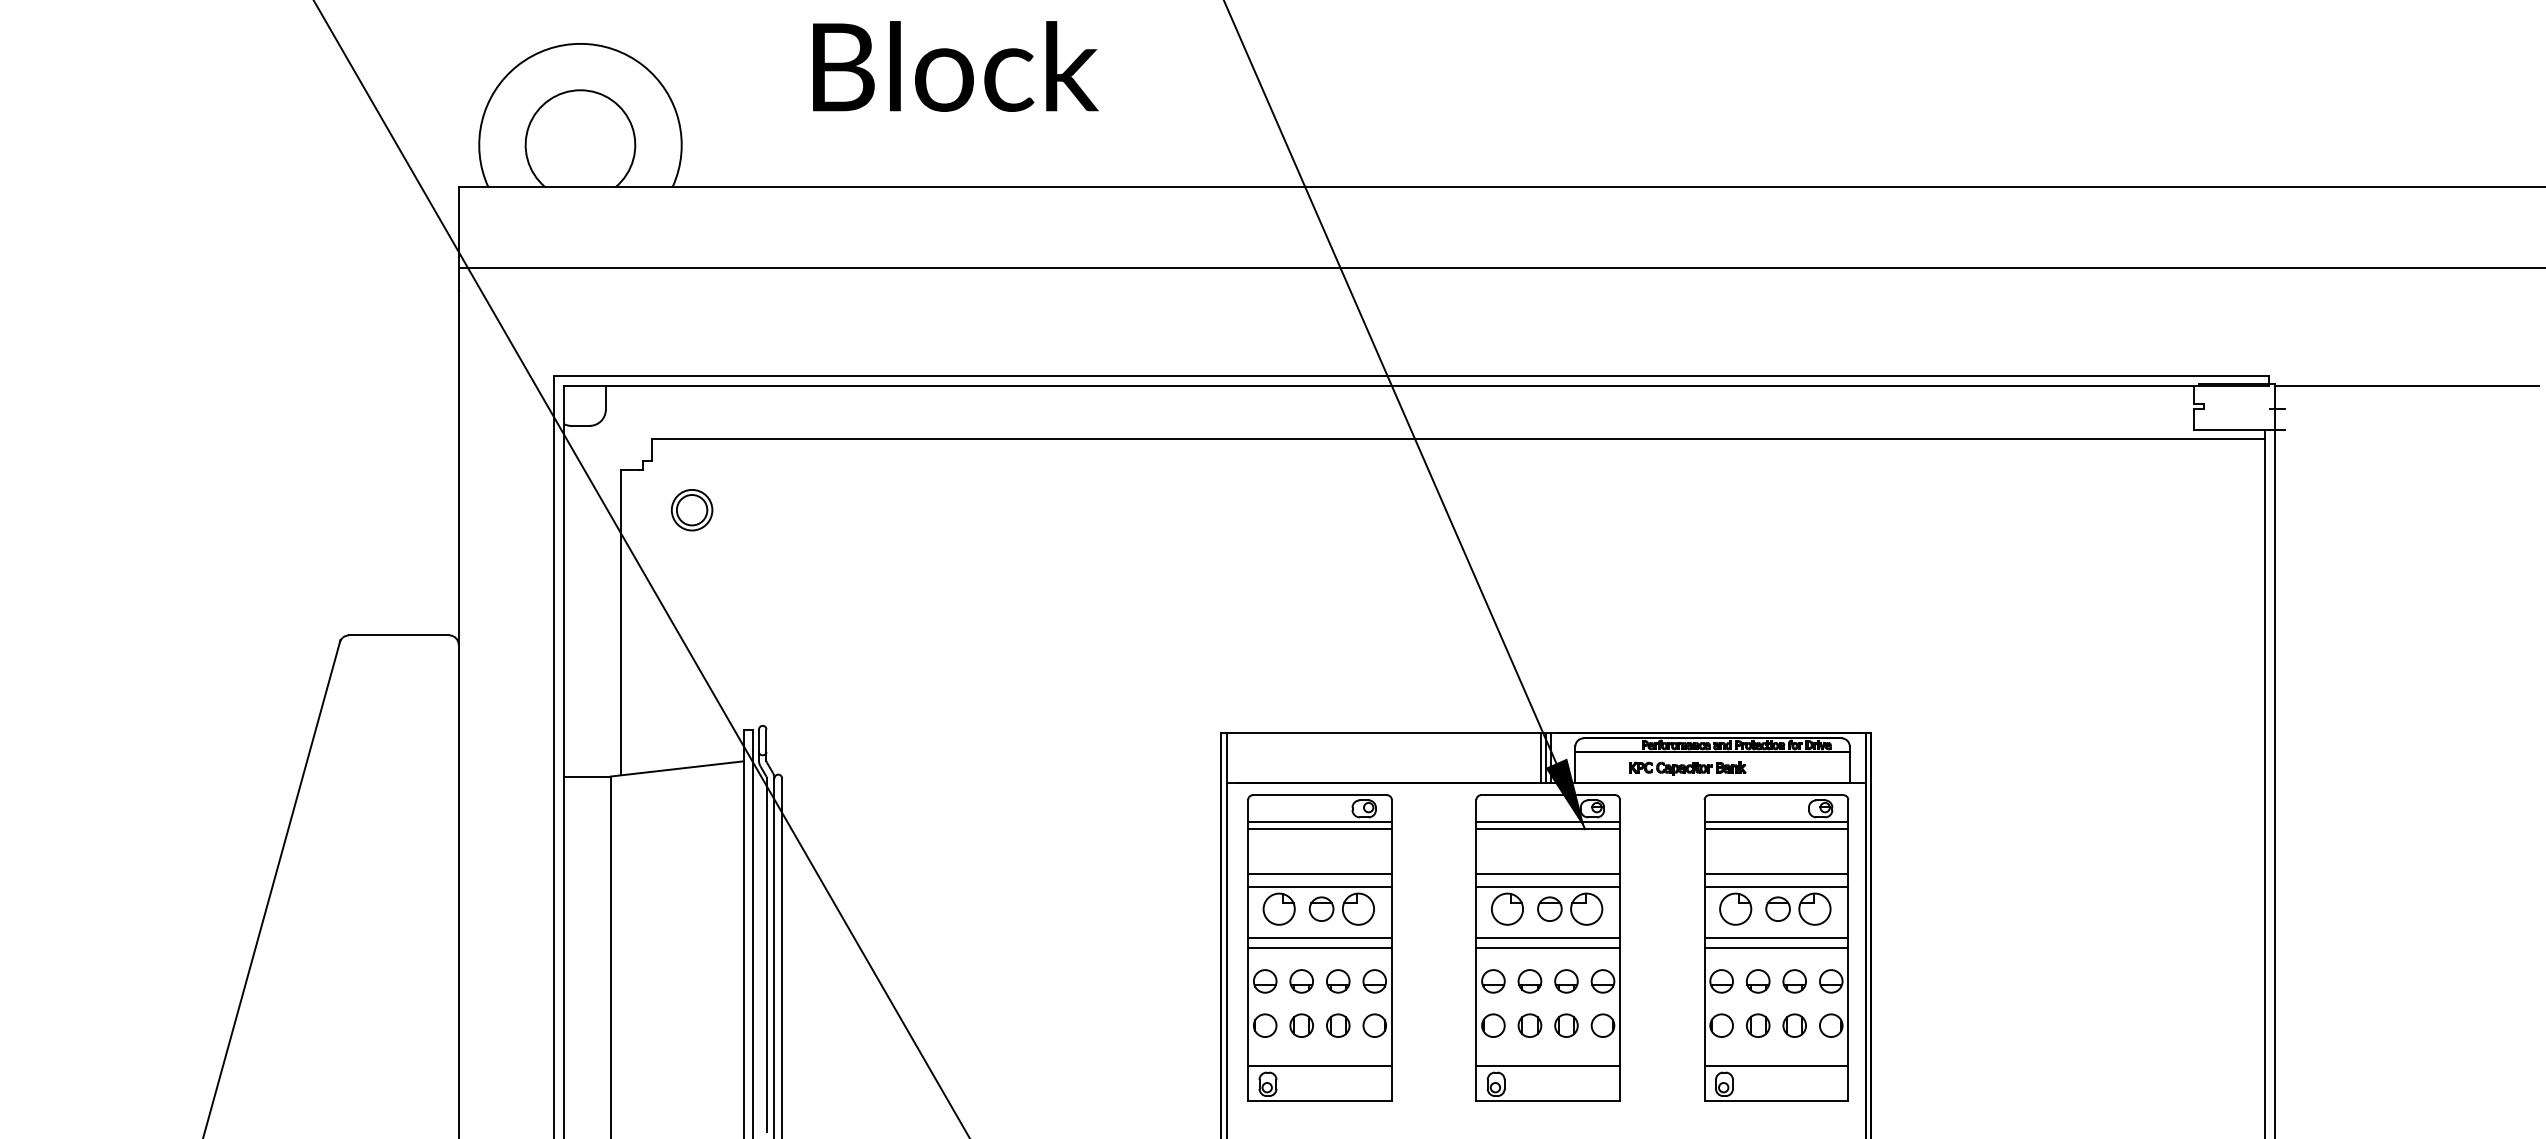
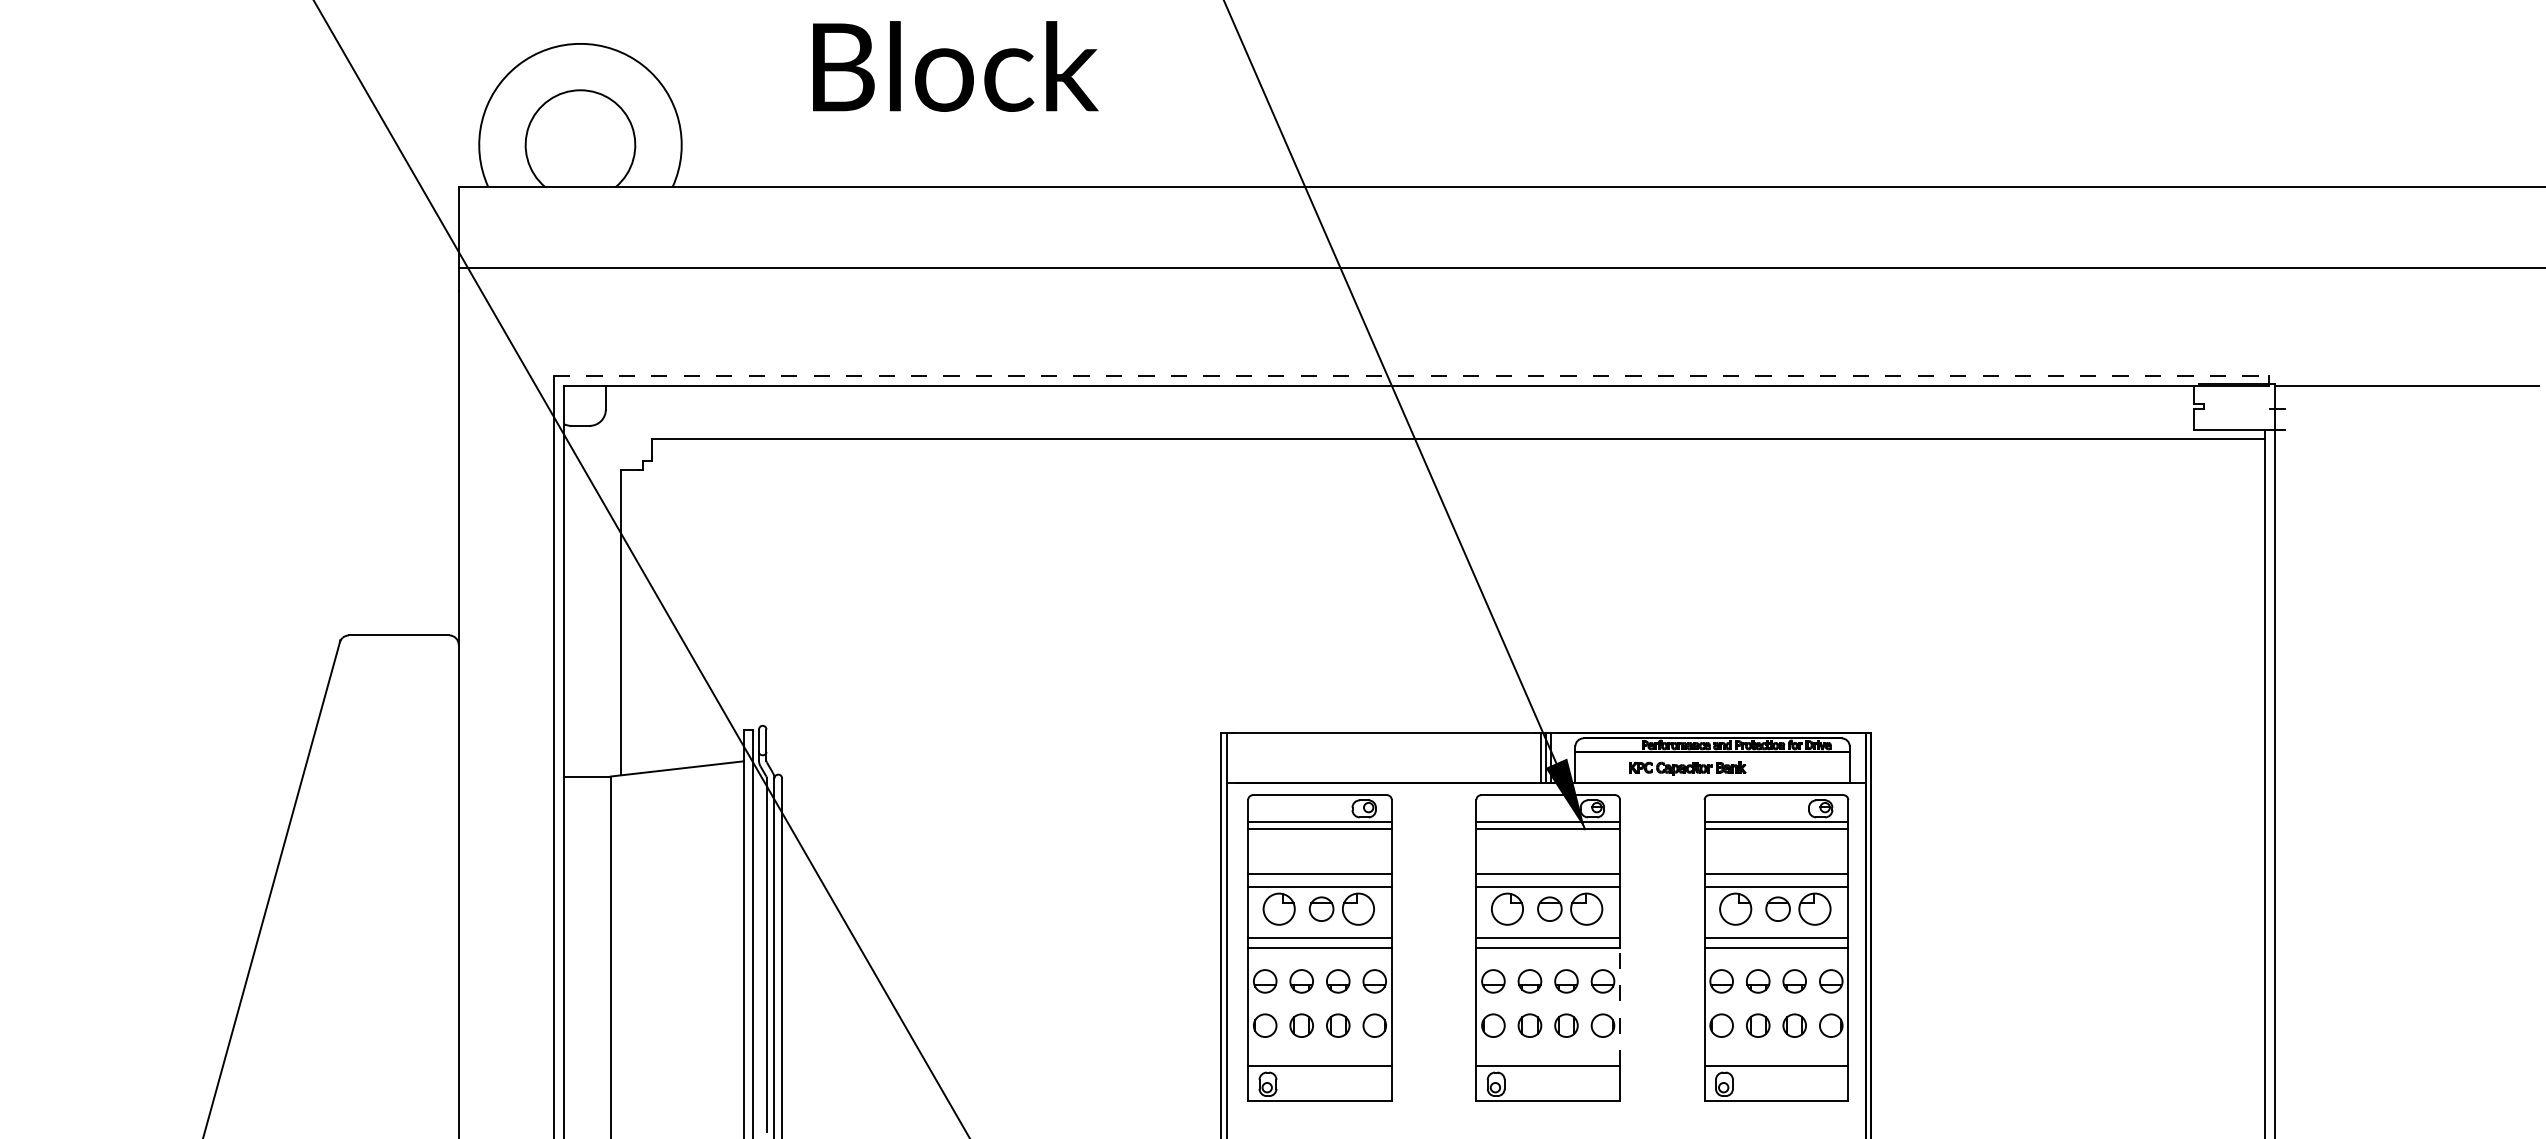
line: solid -> dashed (1411, 375)
part: present -> none (691, 510)
line: solid -> dashed (1620, 1006)
